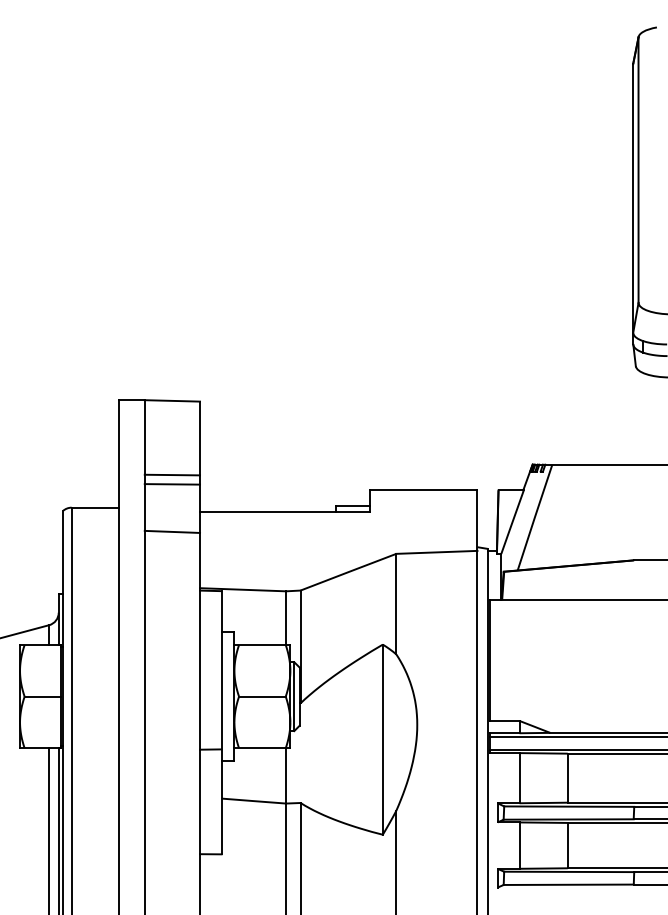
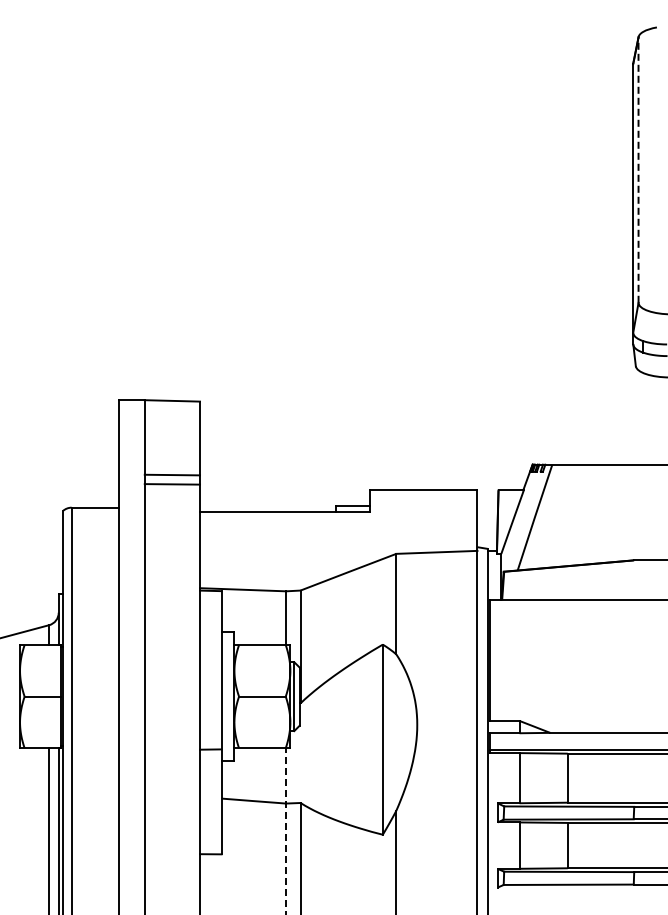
line: solid -> dashed (638, 170)
line: present -> none (172, 531)
line: present -> none (577, 737)
line: solid -> dashed (286, 831)
